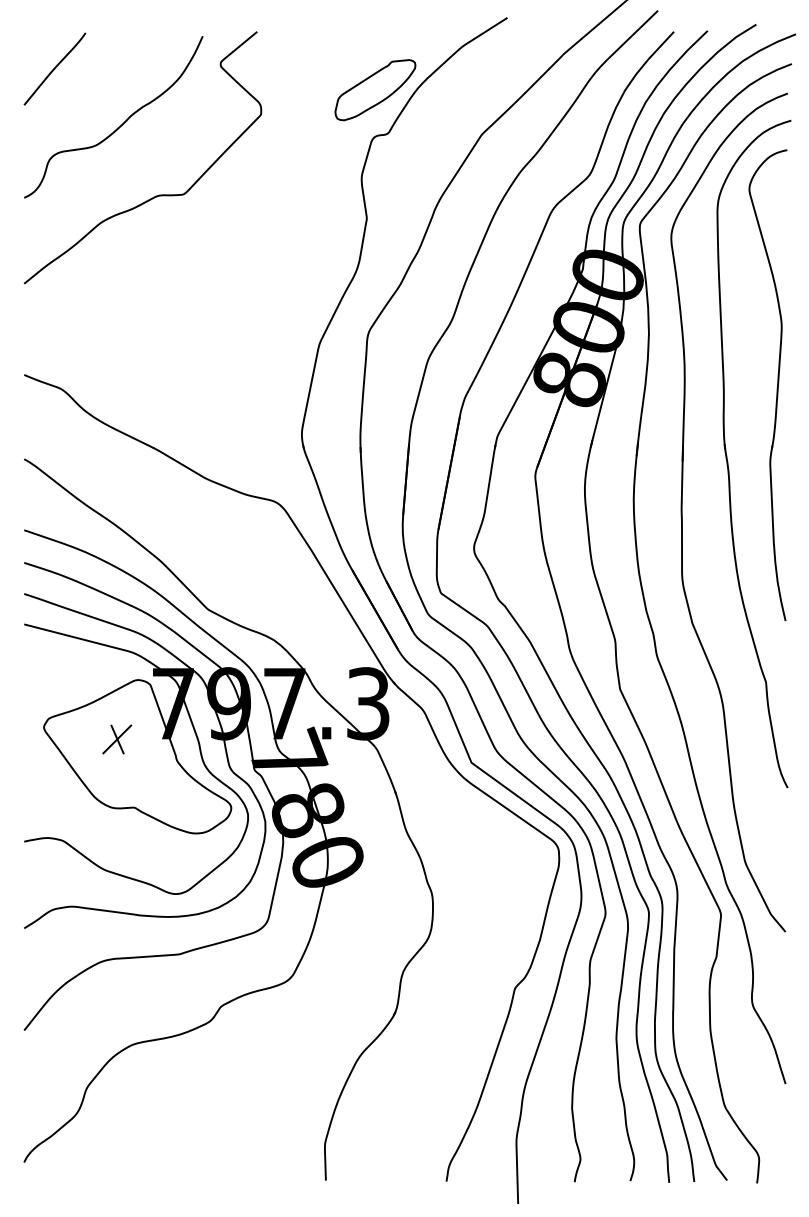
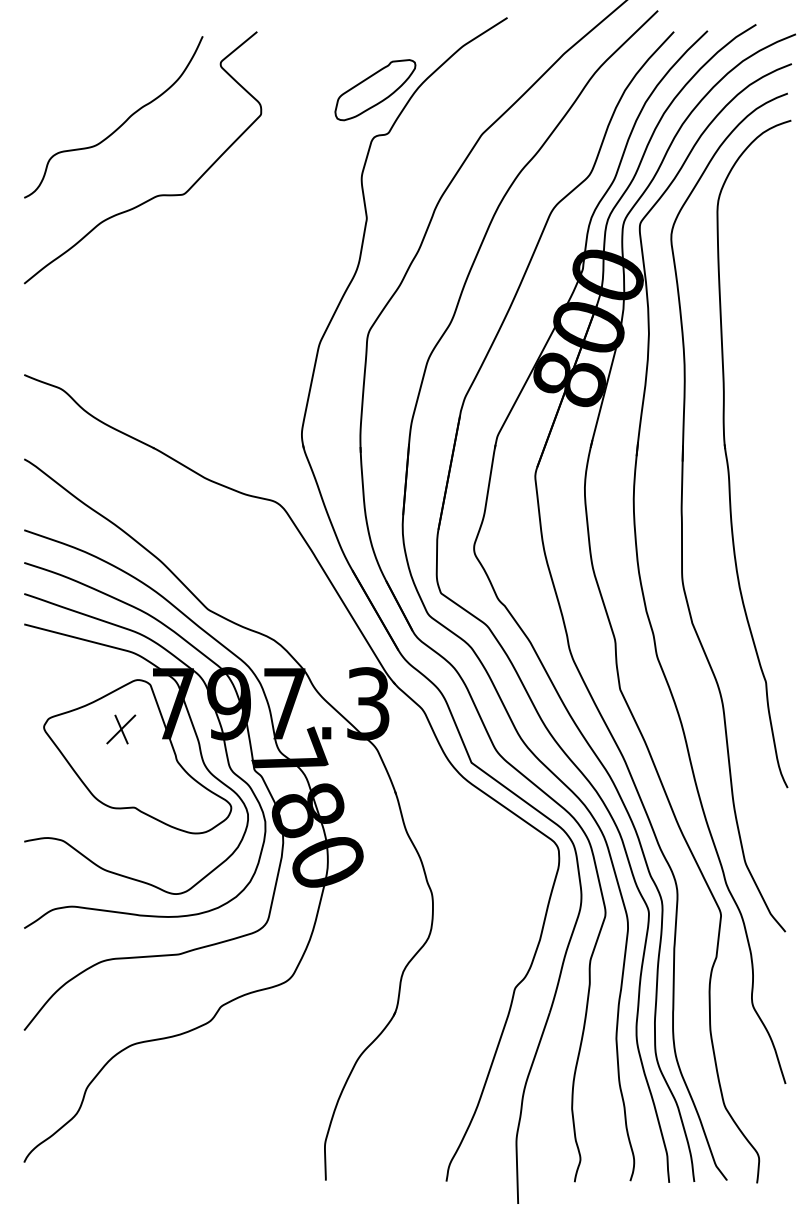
curve: present -> none (54, 68)
part: present -> none (776, 388)
part position: (117, 739) -> (121, 729) (121, 729)
